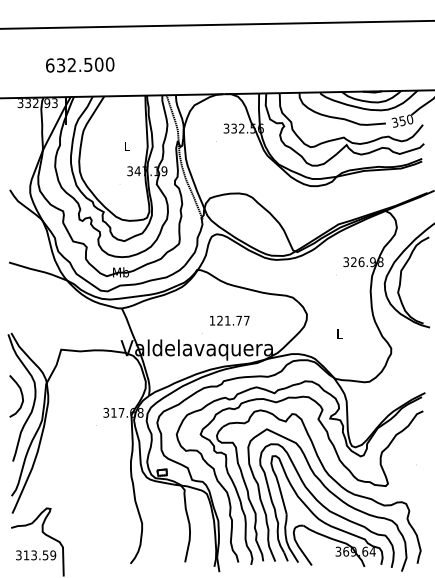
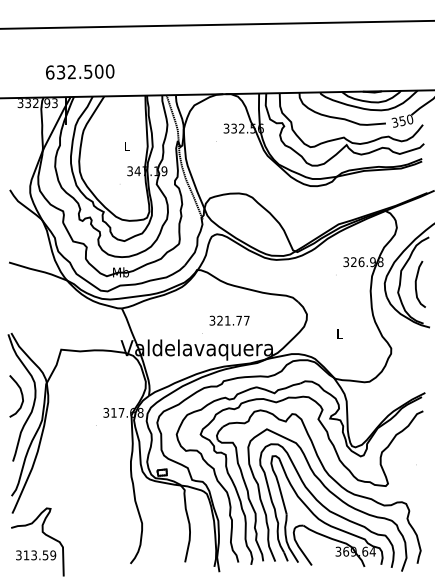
text position: (80, 64) -> (80, 71) (80, 71)
curve: none -> present (416, 284)
text: 121.77 -> 321.77 (212, 320)
